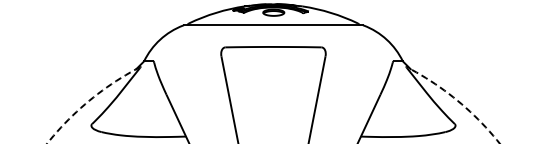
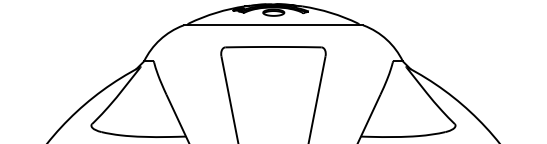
arc: dashed -> solid (89, 100)
arc: dashed -> solid (456, 100)
